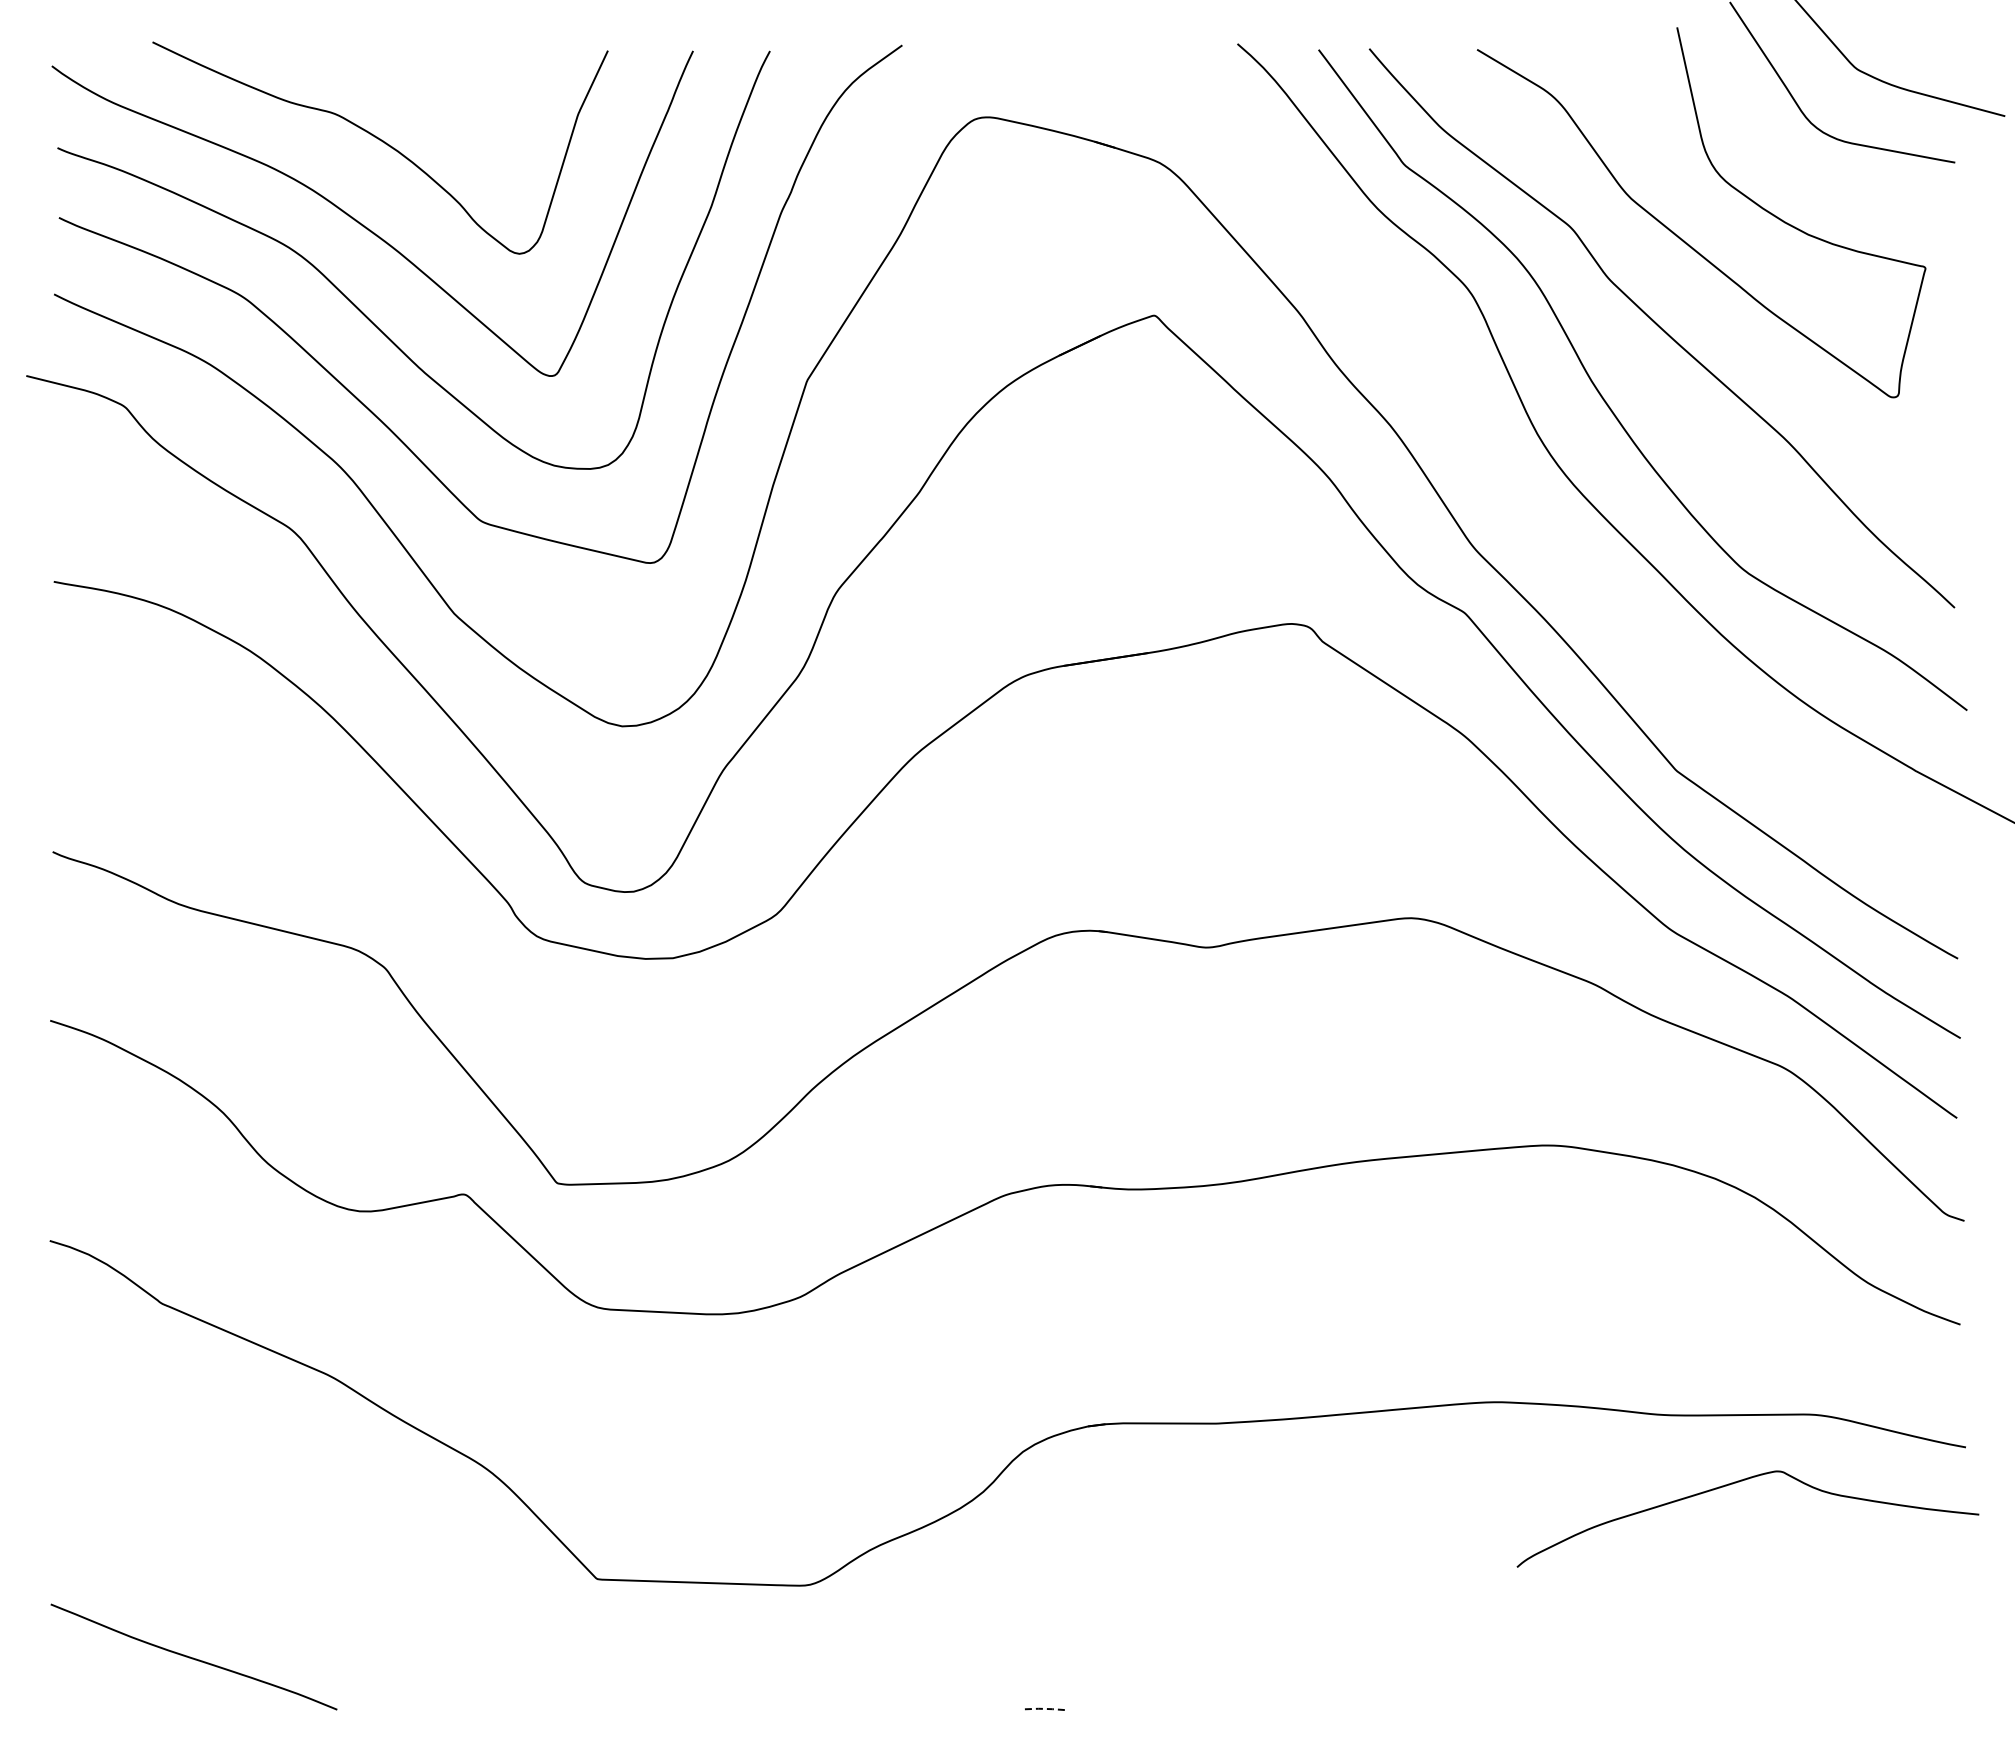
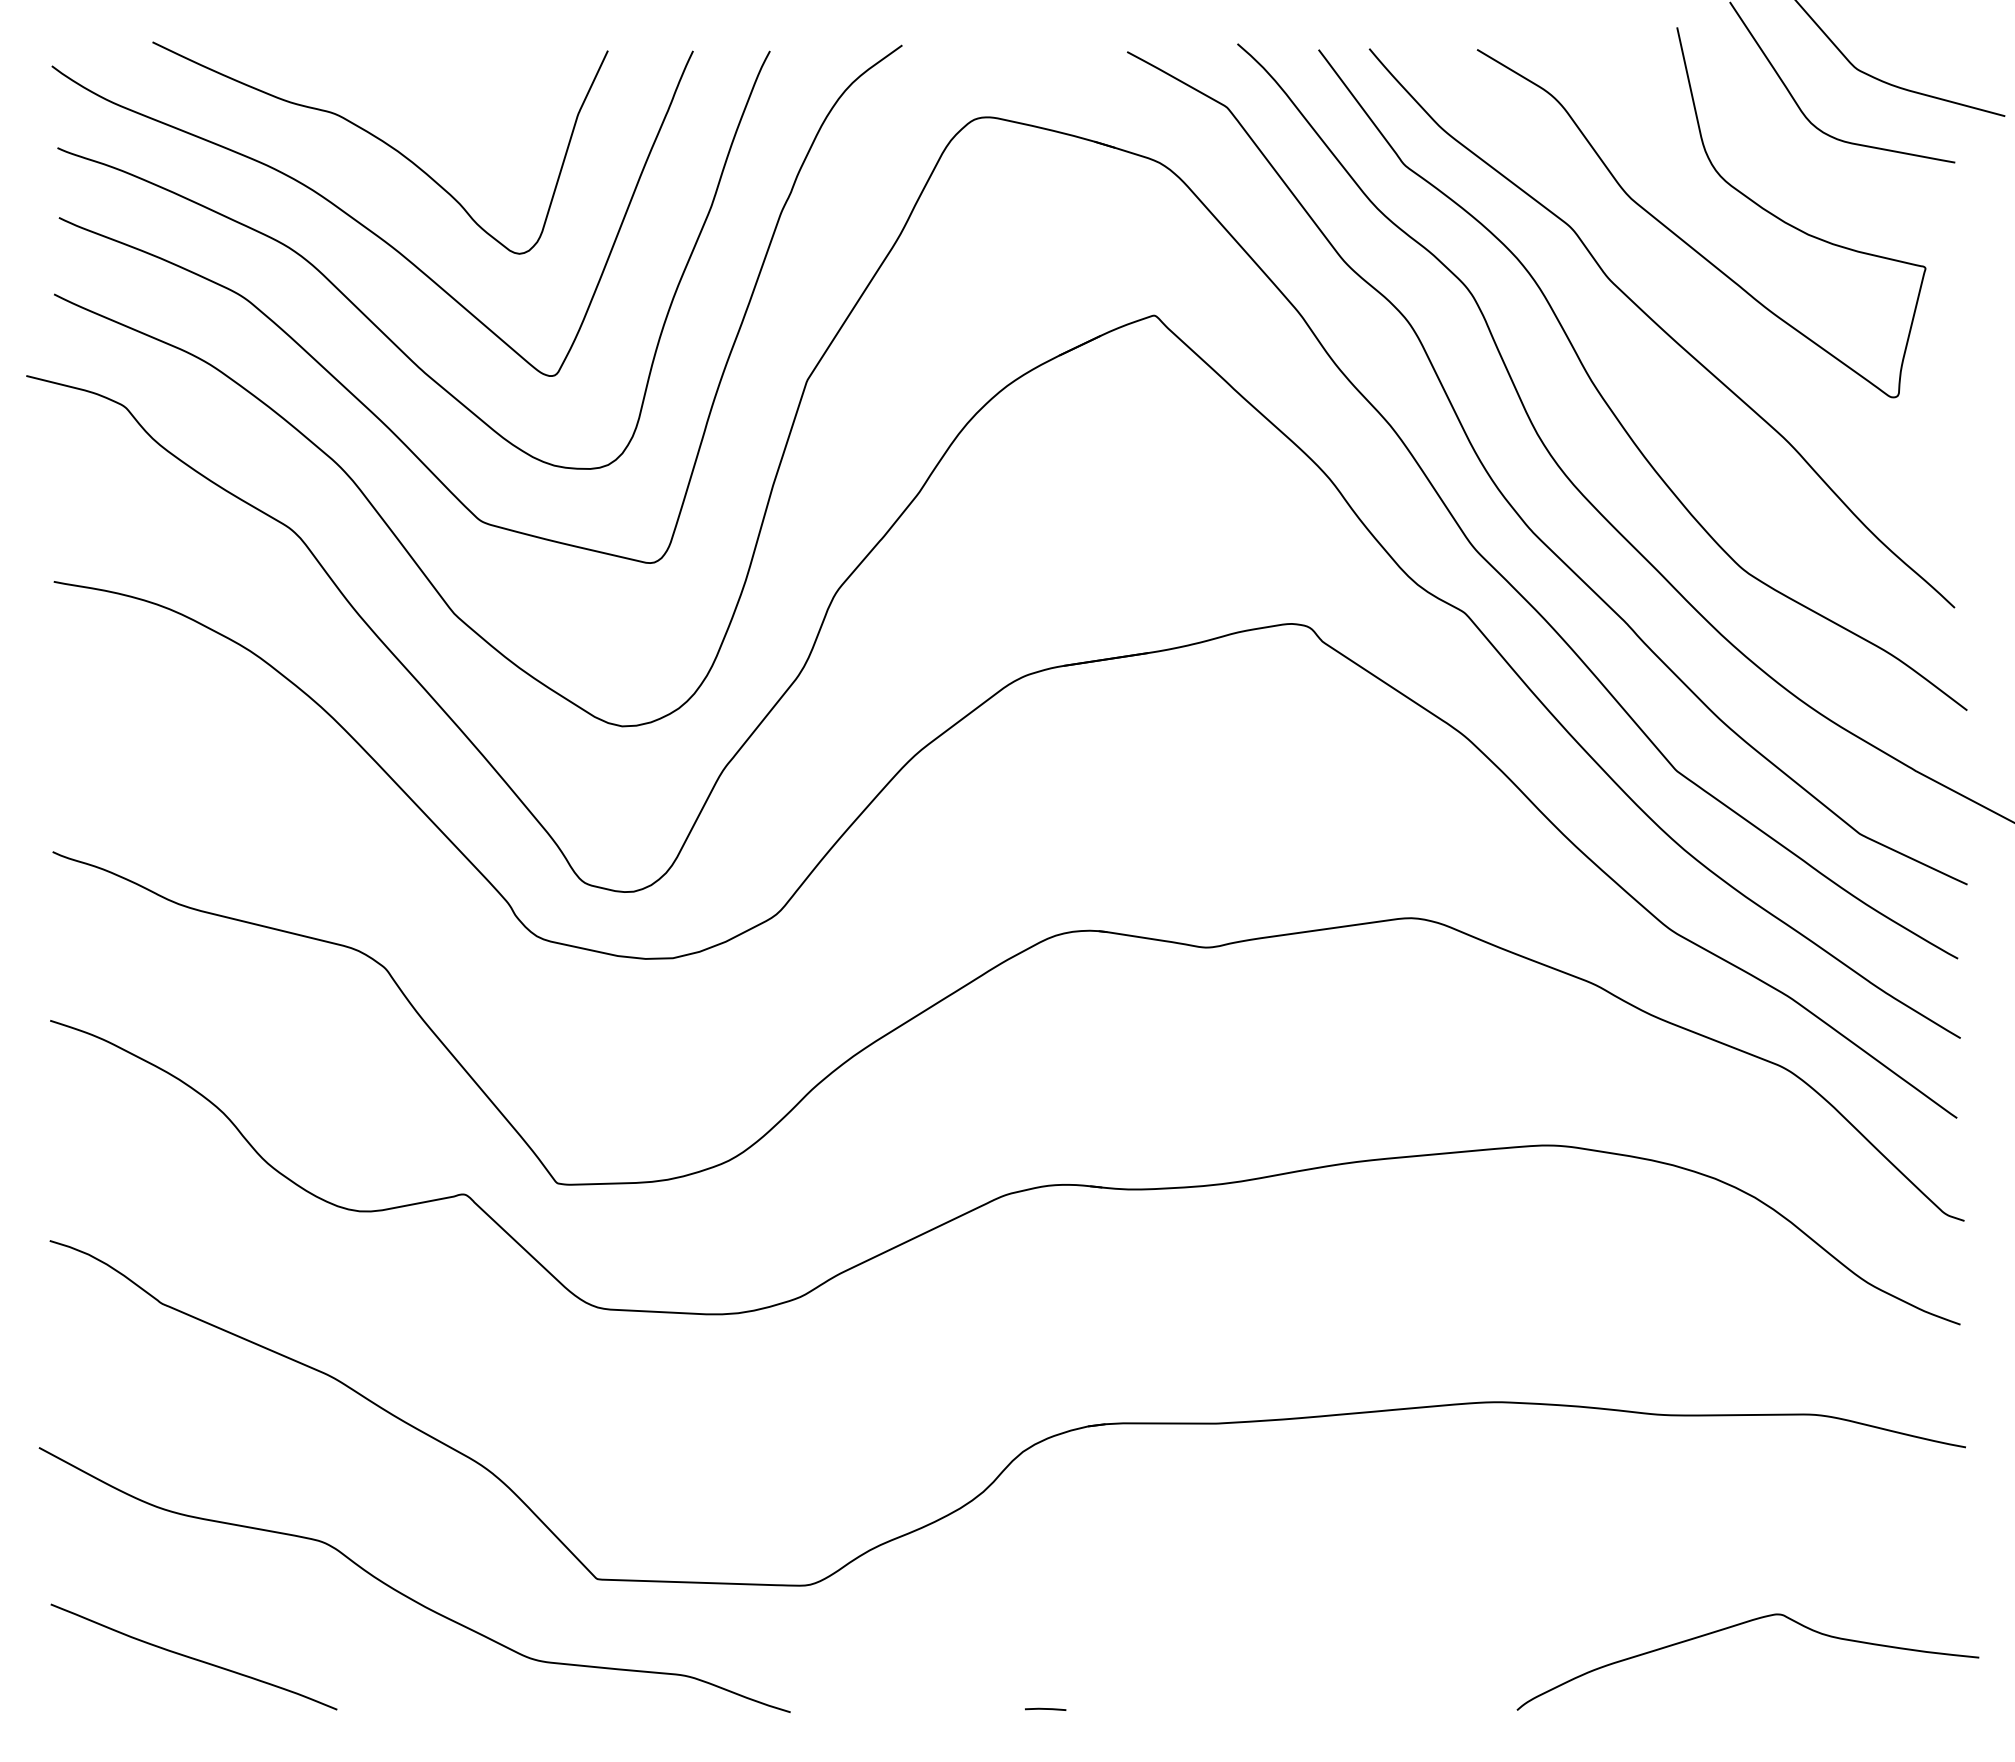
curve: none -> present (1508, 500)
curve position: (1736, 1483) -> (1736, 1626) (1736, 1626)
curve: none -> present (405, 1594)
line: dashed -> solid (1045, 1708)
